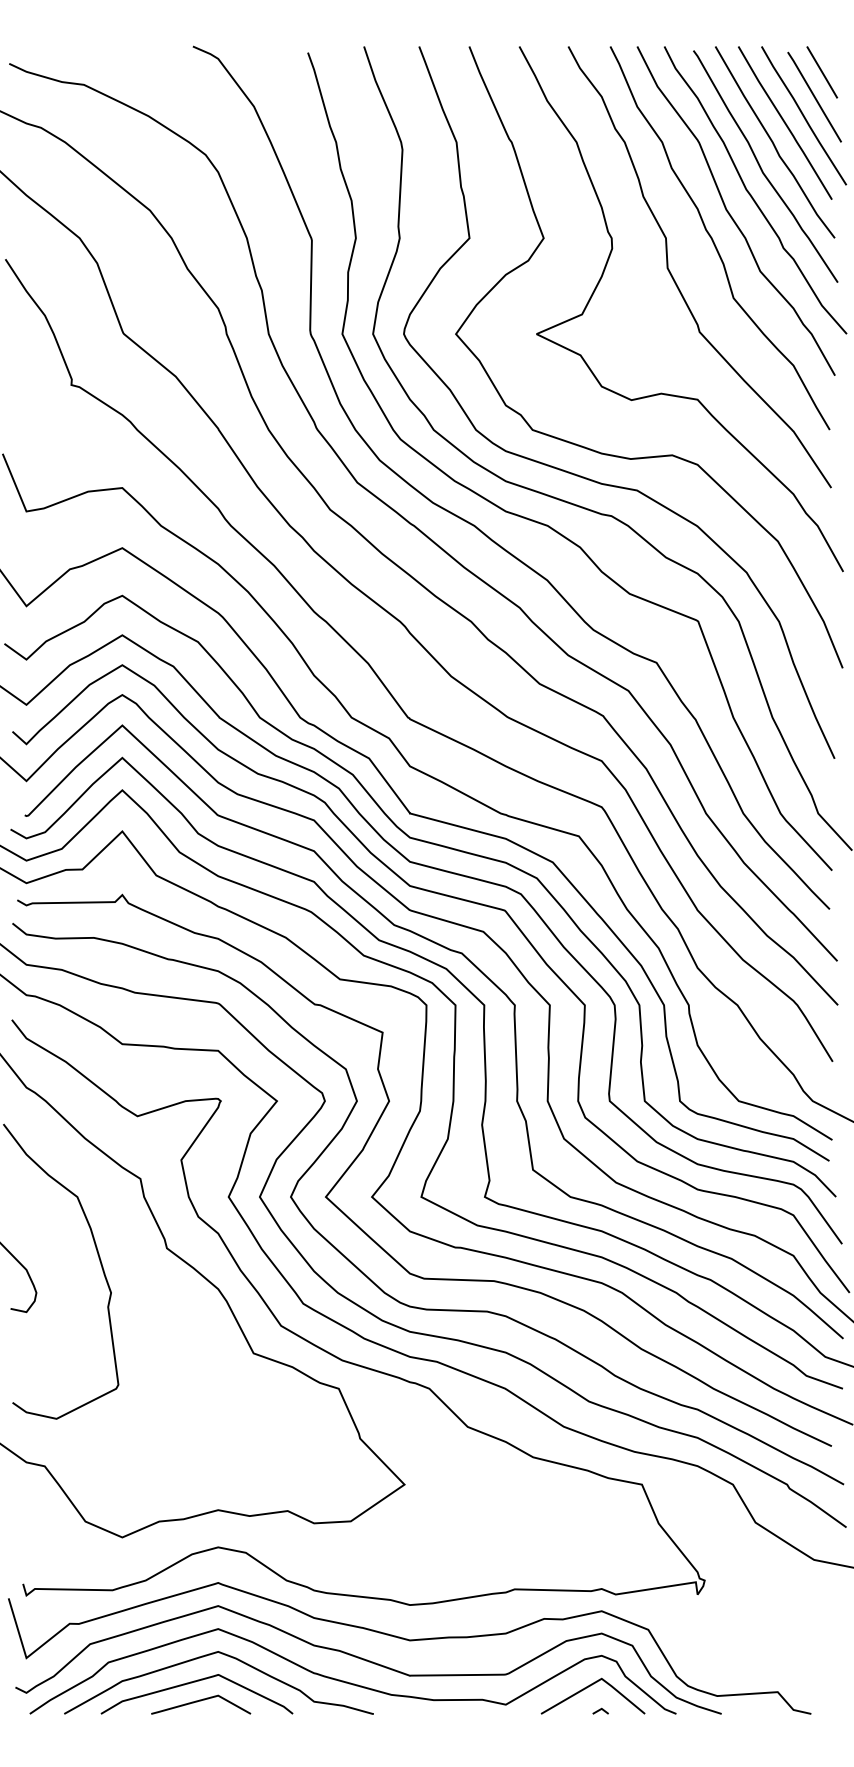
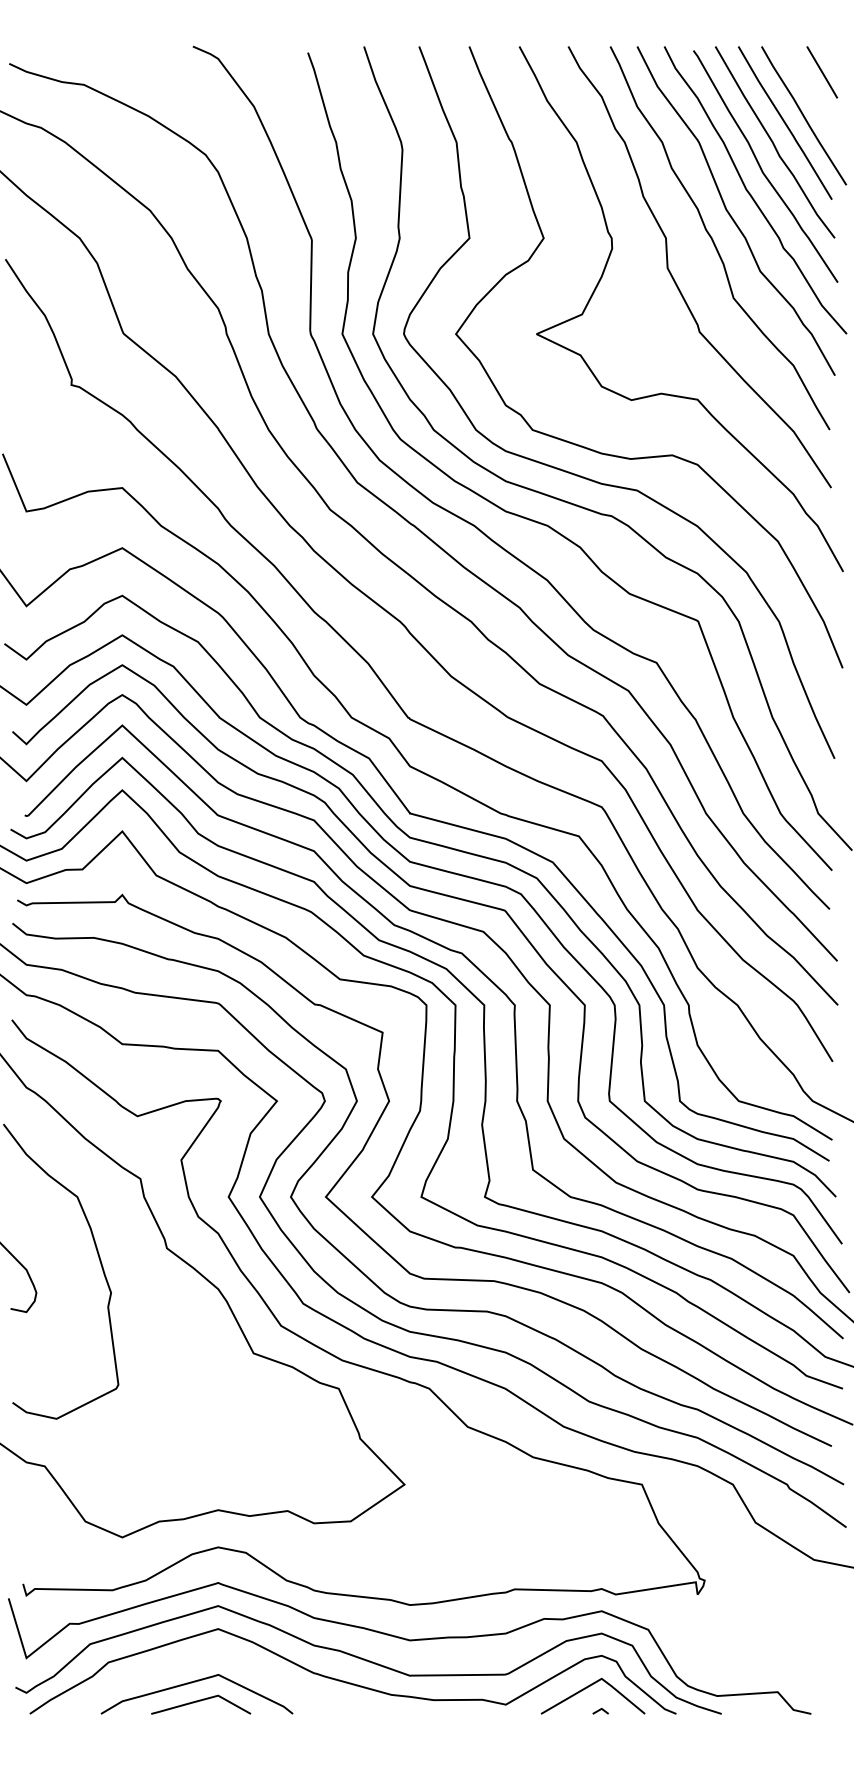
line: present -> none (814, 96)
curve: present -> none (229, 1657)
